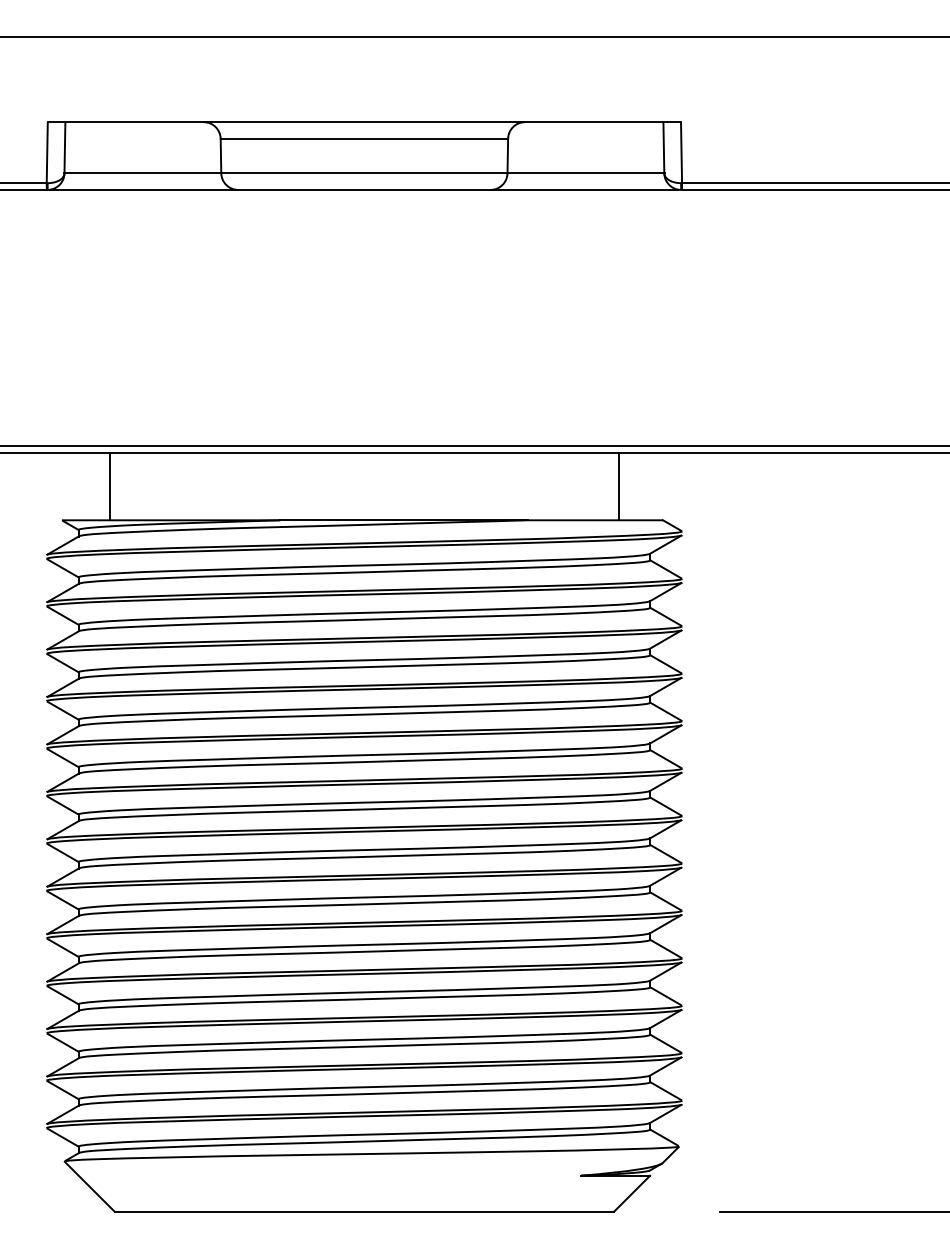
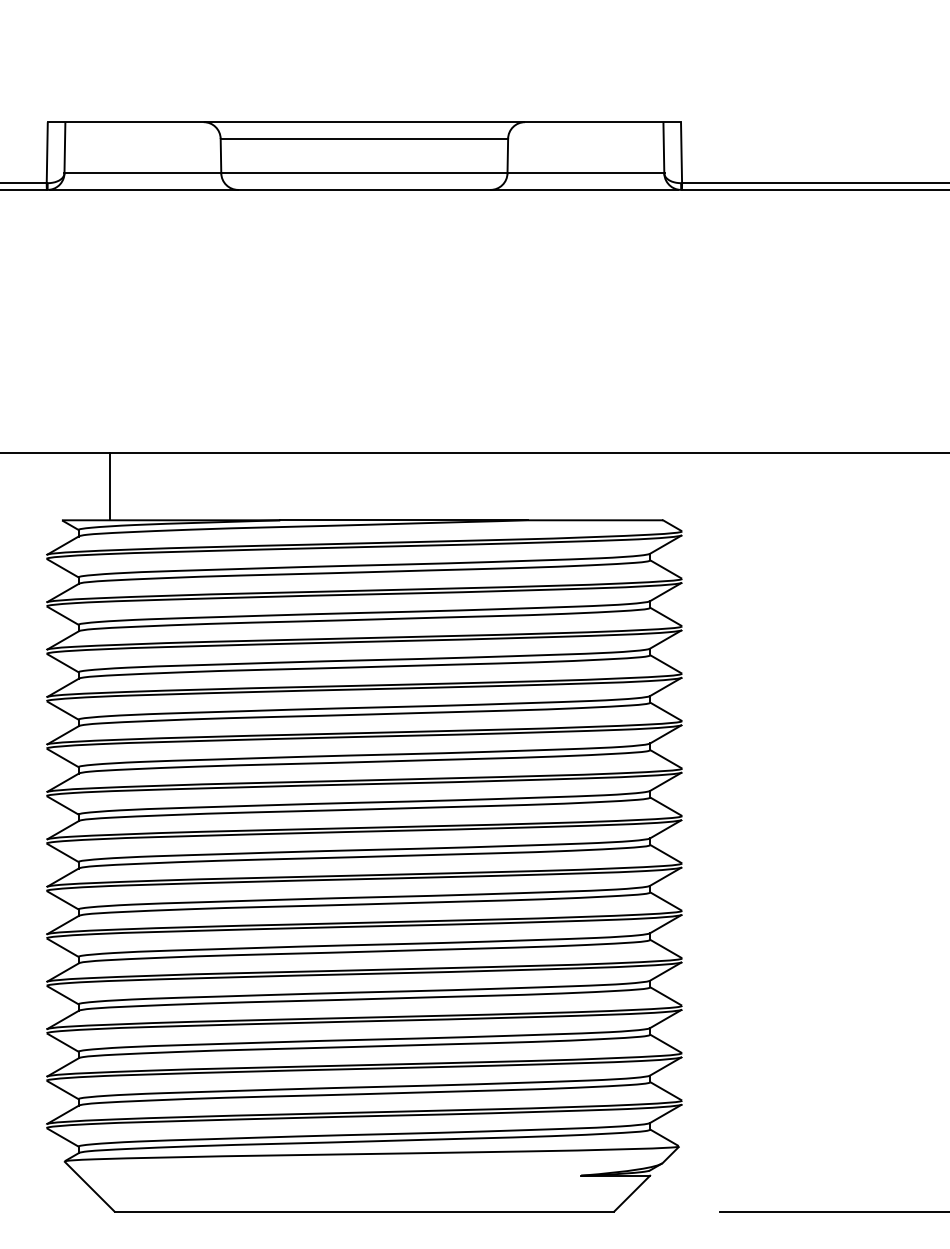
line: present -> none (474, 37)
line: present -> none (474, 445)
line: present -> none (618, 486)
